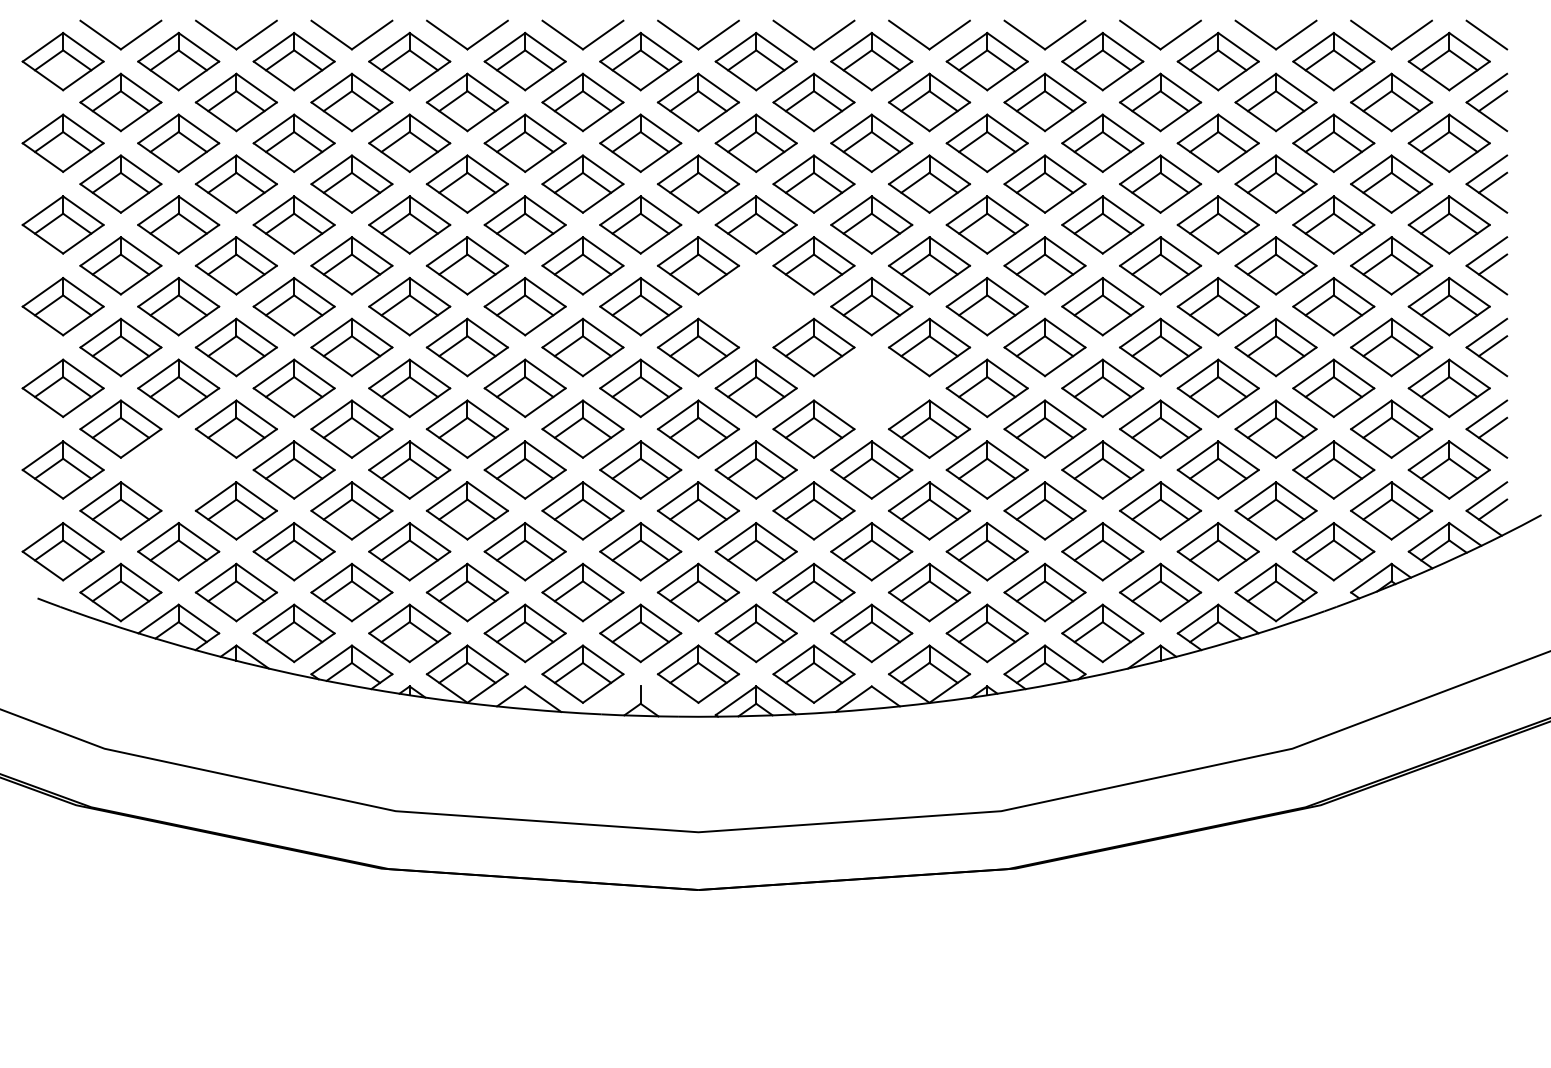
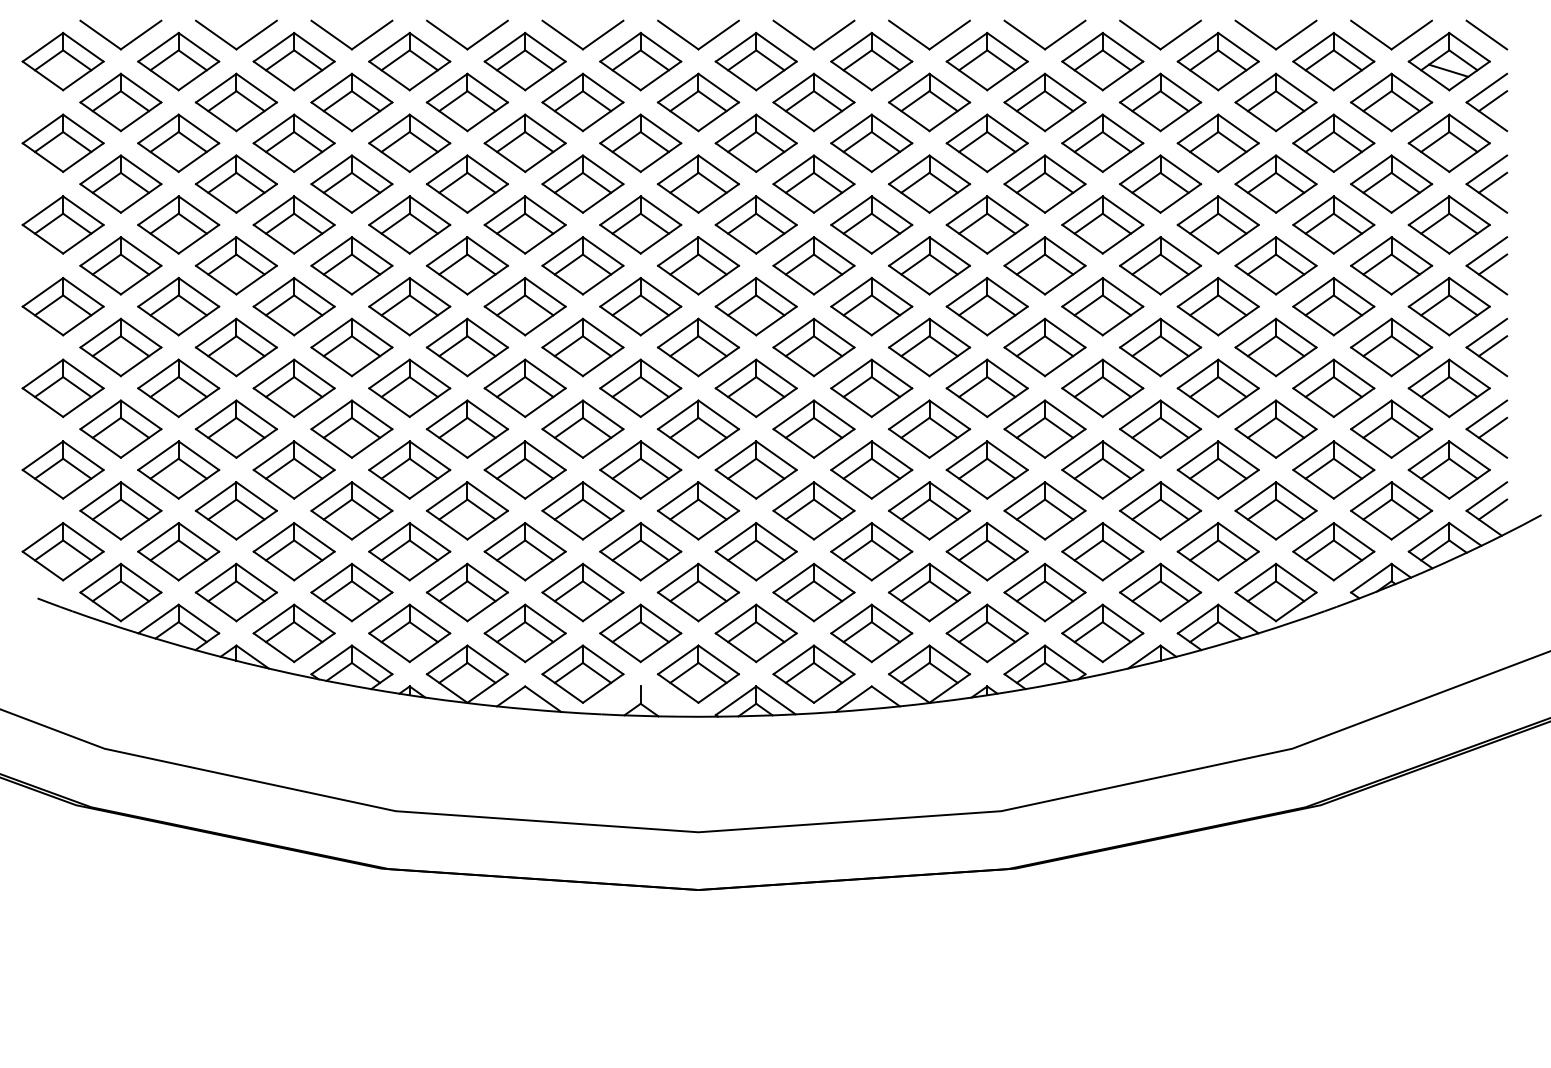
line: none -> present (1448, 70)
part: none -> present (755, 306)
part: none -> present (871, 388)
part: none -> present (178, 469)
